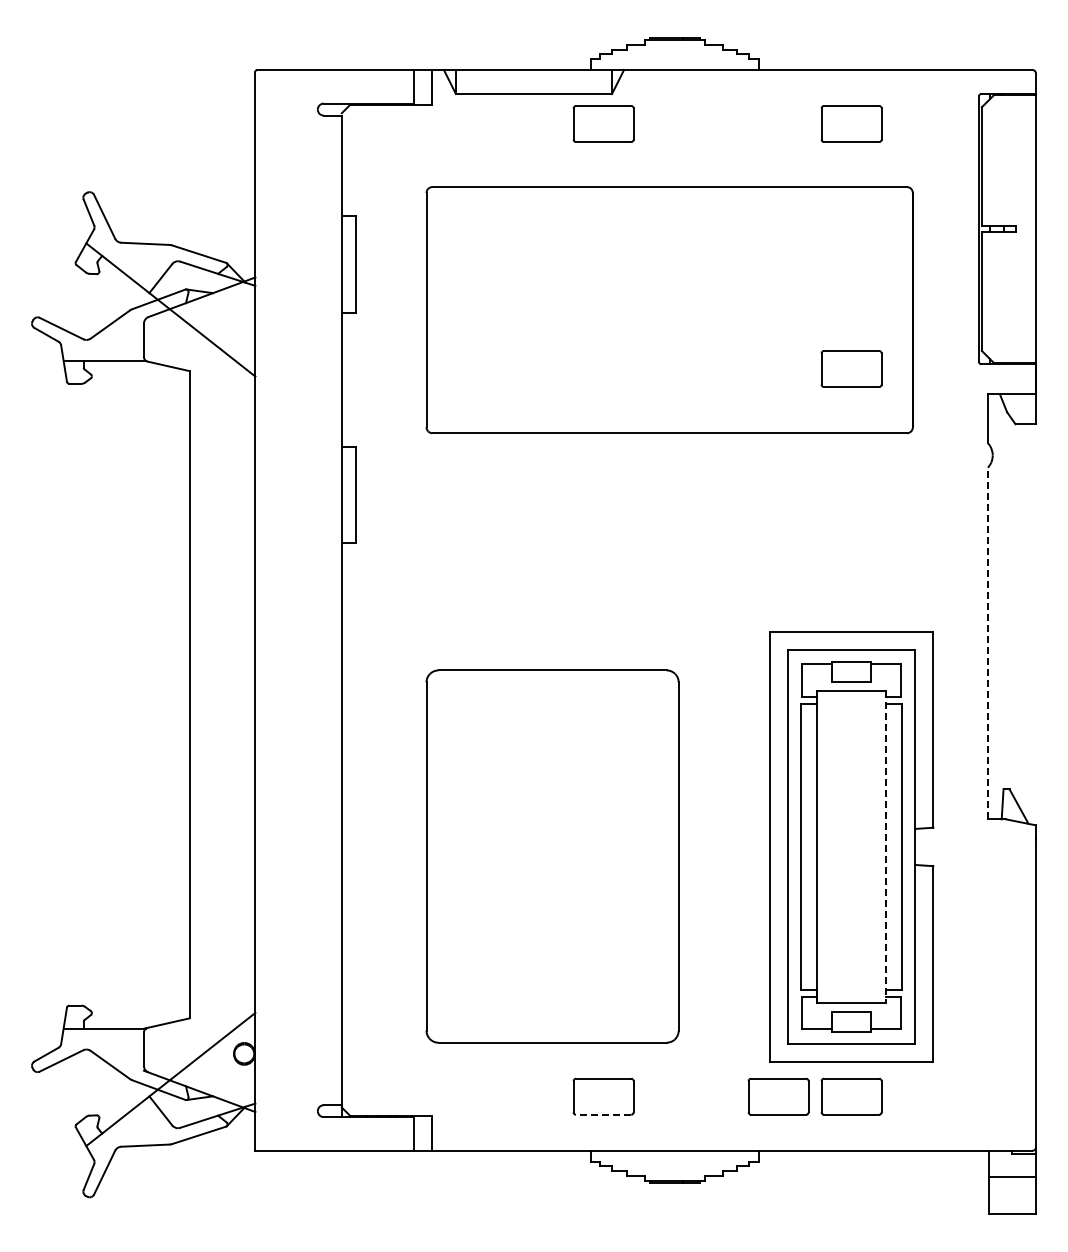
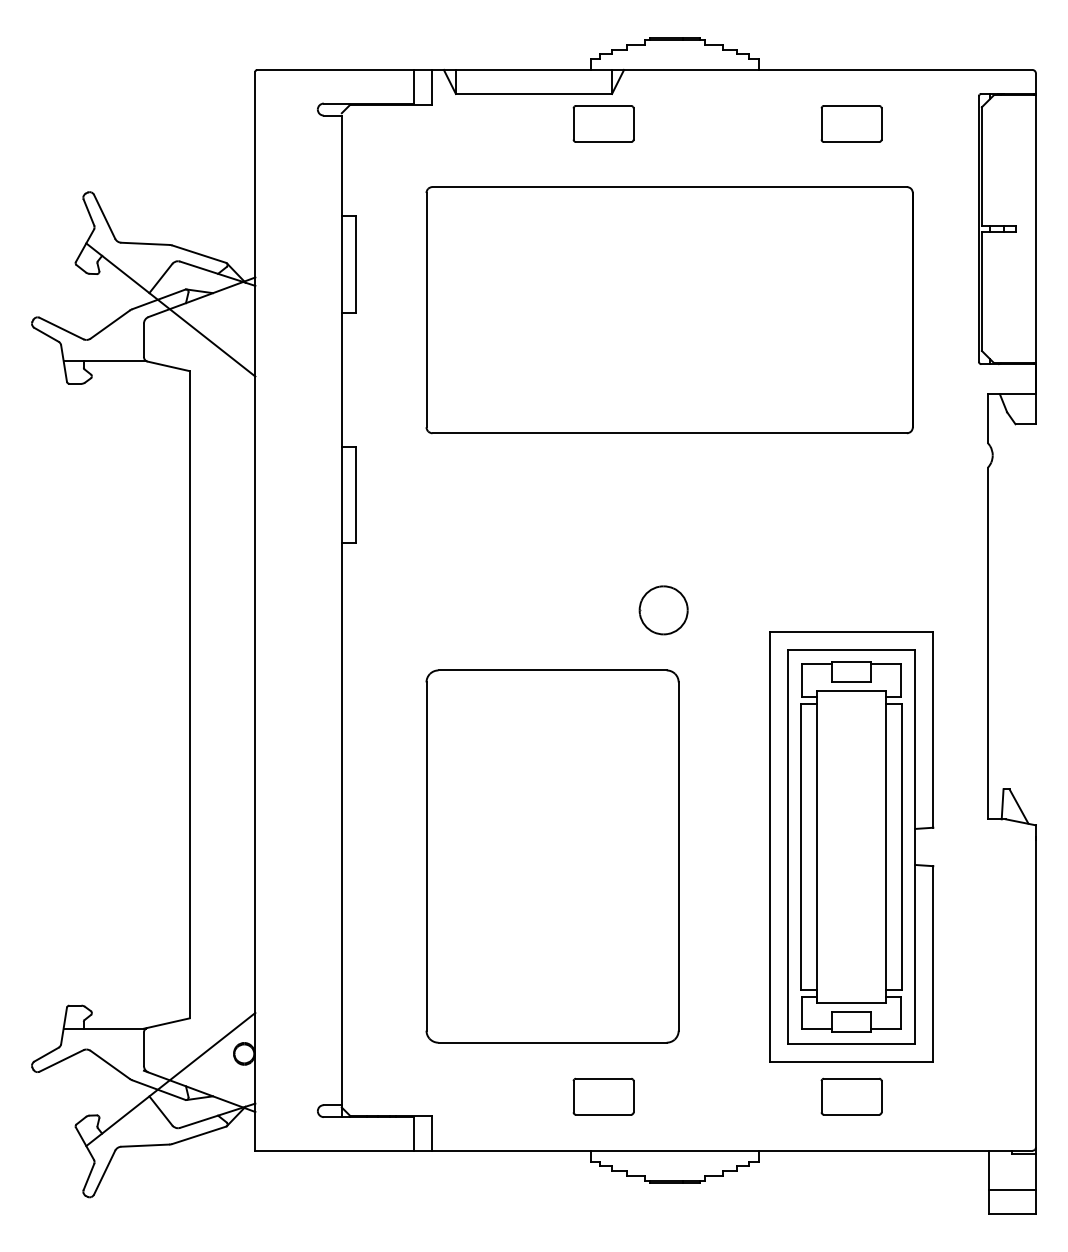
part: present -> none (851, 368)
part: none -> present (663, 610)
line: dashed -> solid (987, 643)
line: dashed -> solid (885, 847)
part: present -> none (778, 1096)
line: dashed -> solid (603, 1114)
line position: (1012, 1177) -> (1012, 1190) (1012, 1190)
